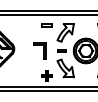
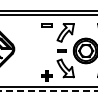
part: present -> none (39, 50)
line: solid -> dashed (49, 91)
